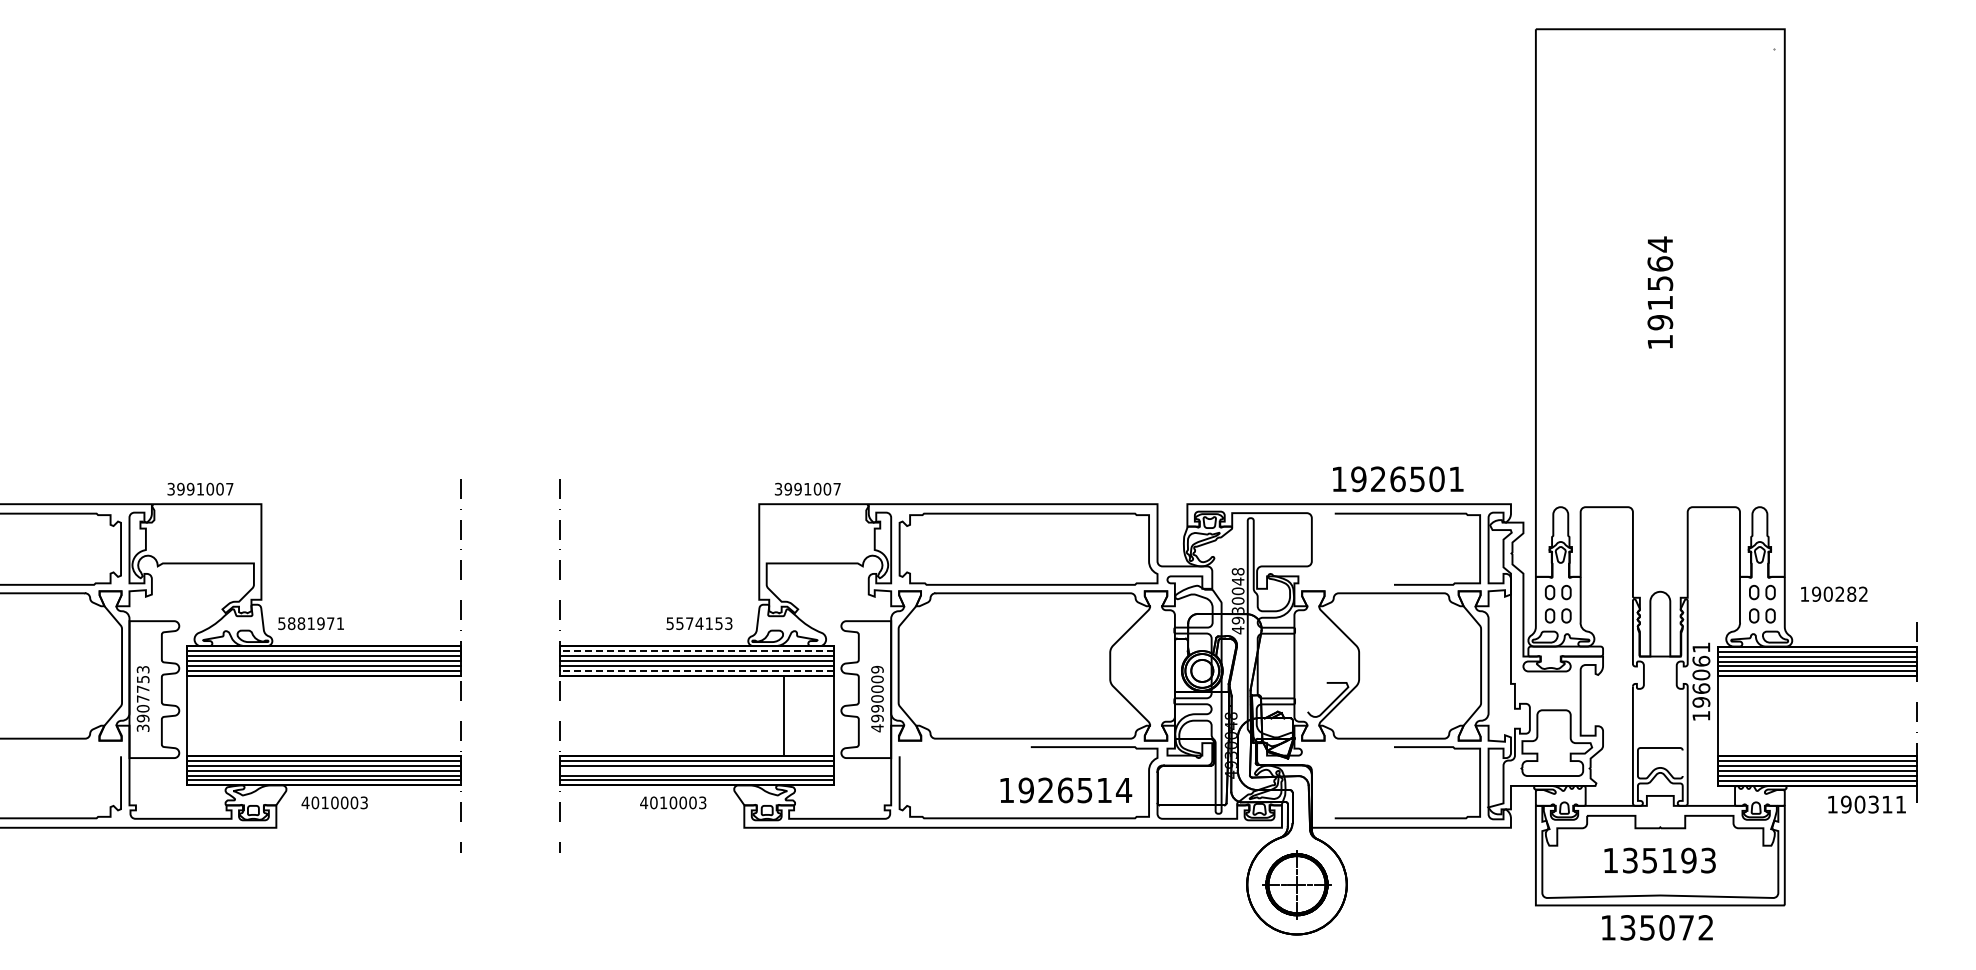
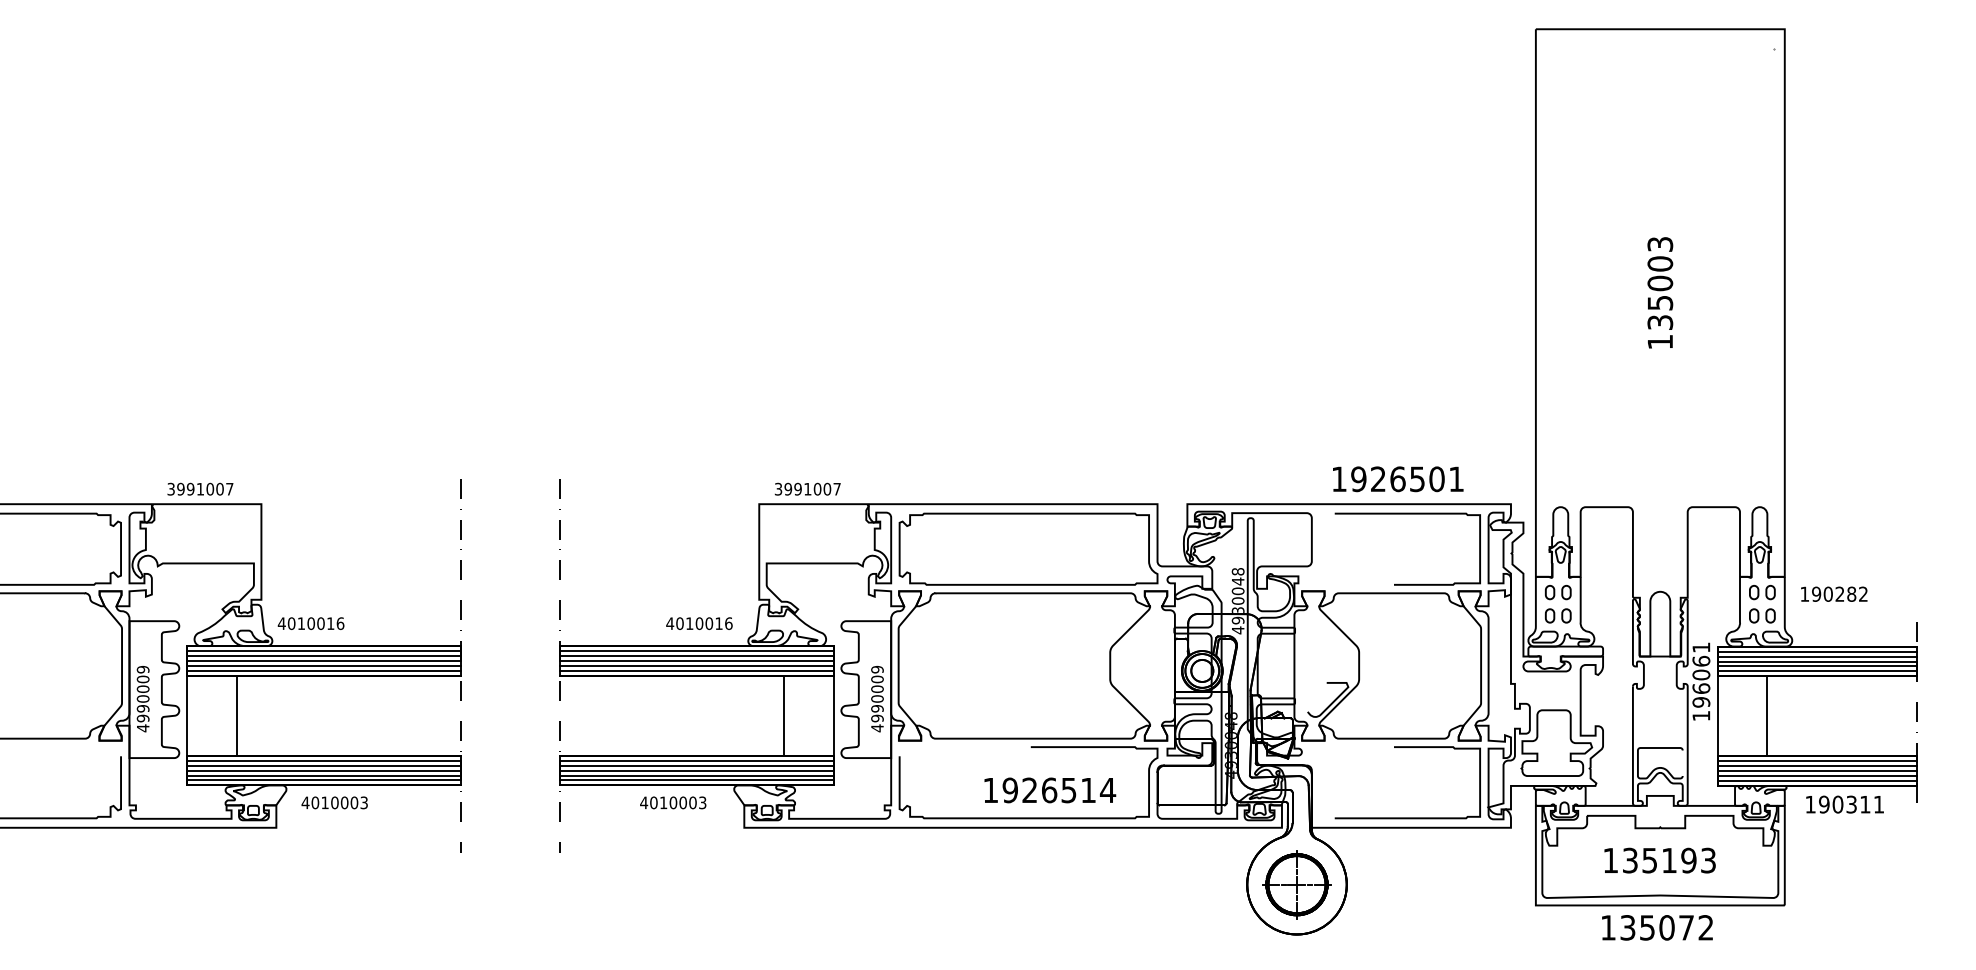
text: 191564 -> 135003 (1660, 283)
text: 5881971 -> 4010016 (310, 623)
text: 5574153 -> 4010016 (699, 623)
line: dashed -> solid (697, 651)
line: dashed -> solid (697, 670)
text: 3907753 -> 4990009 (142, 698)
line: none -> present (236, 715)
line: none -> present (1767, 716)
line: none -> present (696, 770)
text position: (1066, 790) -> (1050, 790) (1050, 790)
text position: (1866, 804) -> (1844, 804) (1844, 804)
